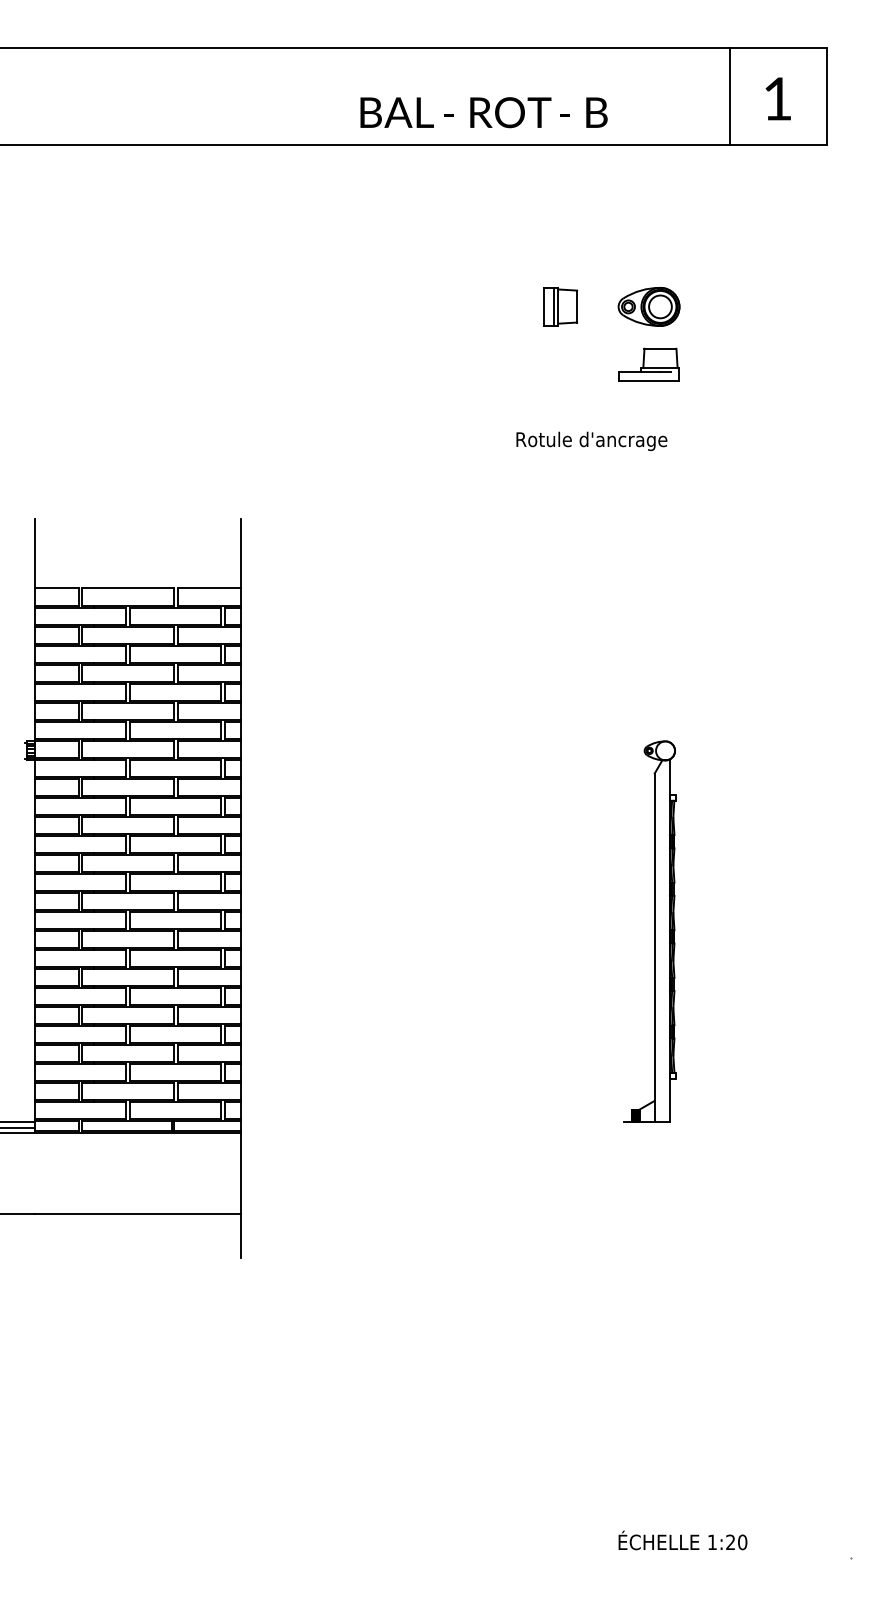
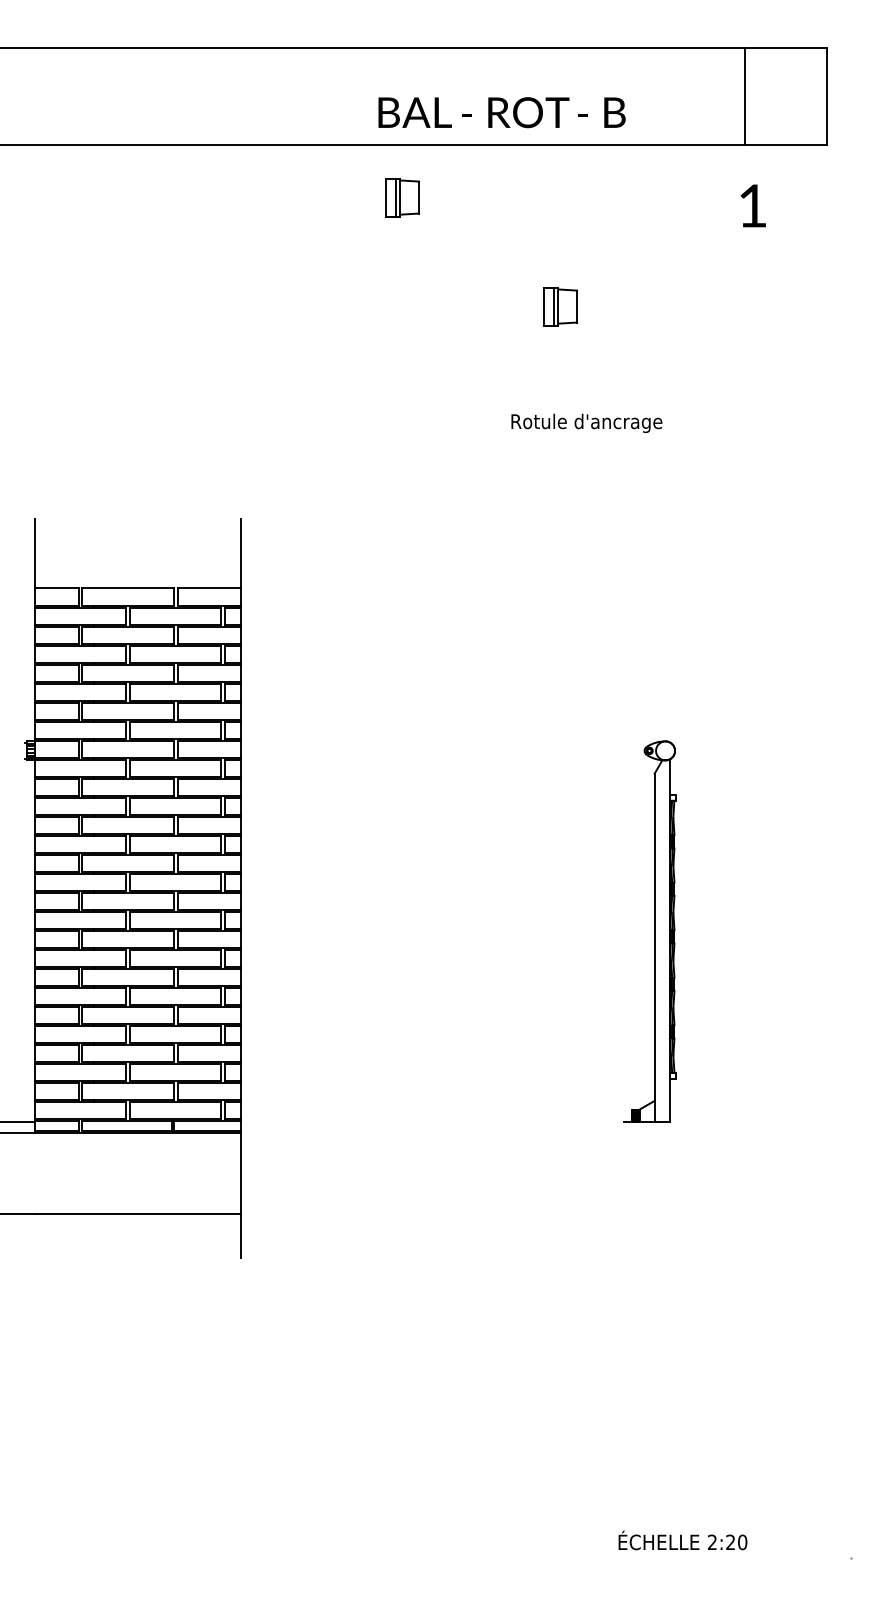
line position: (729, 96) -> (744, 96) (744, 96)
text position: (777, 98) -> (752, 205) (752, 205)
text position: (483, 112) -> (501, 112) (501, 112)
part: none -> present (402, 197)
part: present -> none (648, 306)
part: present -> none (648, 364)
text position: (591, 440) -> (586, 422) (586, 422)
line: present -> none (18, 1127)
text: 1:20 -> 2:20 (711, 1541)
